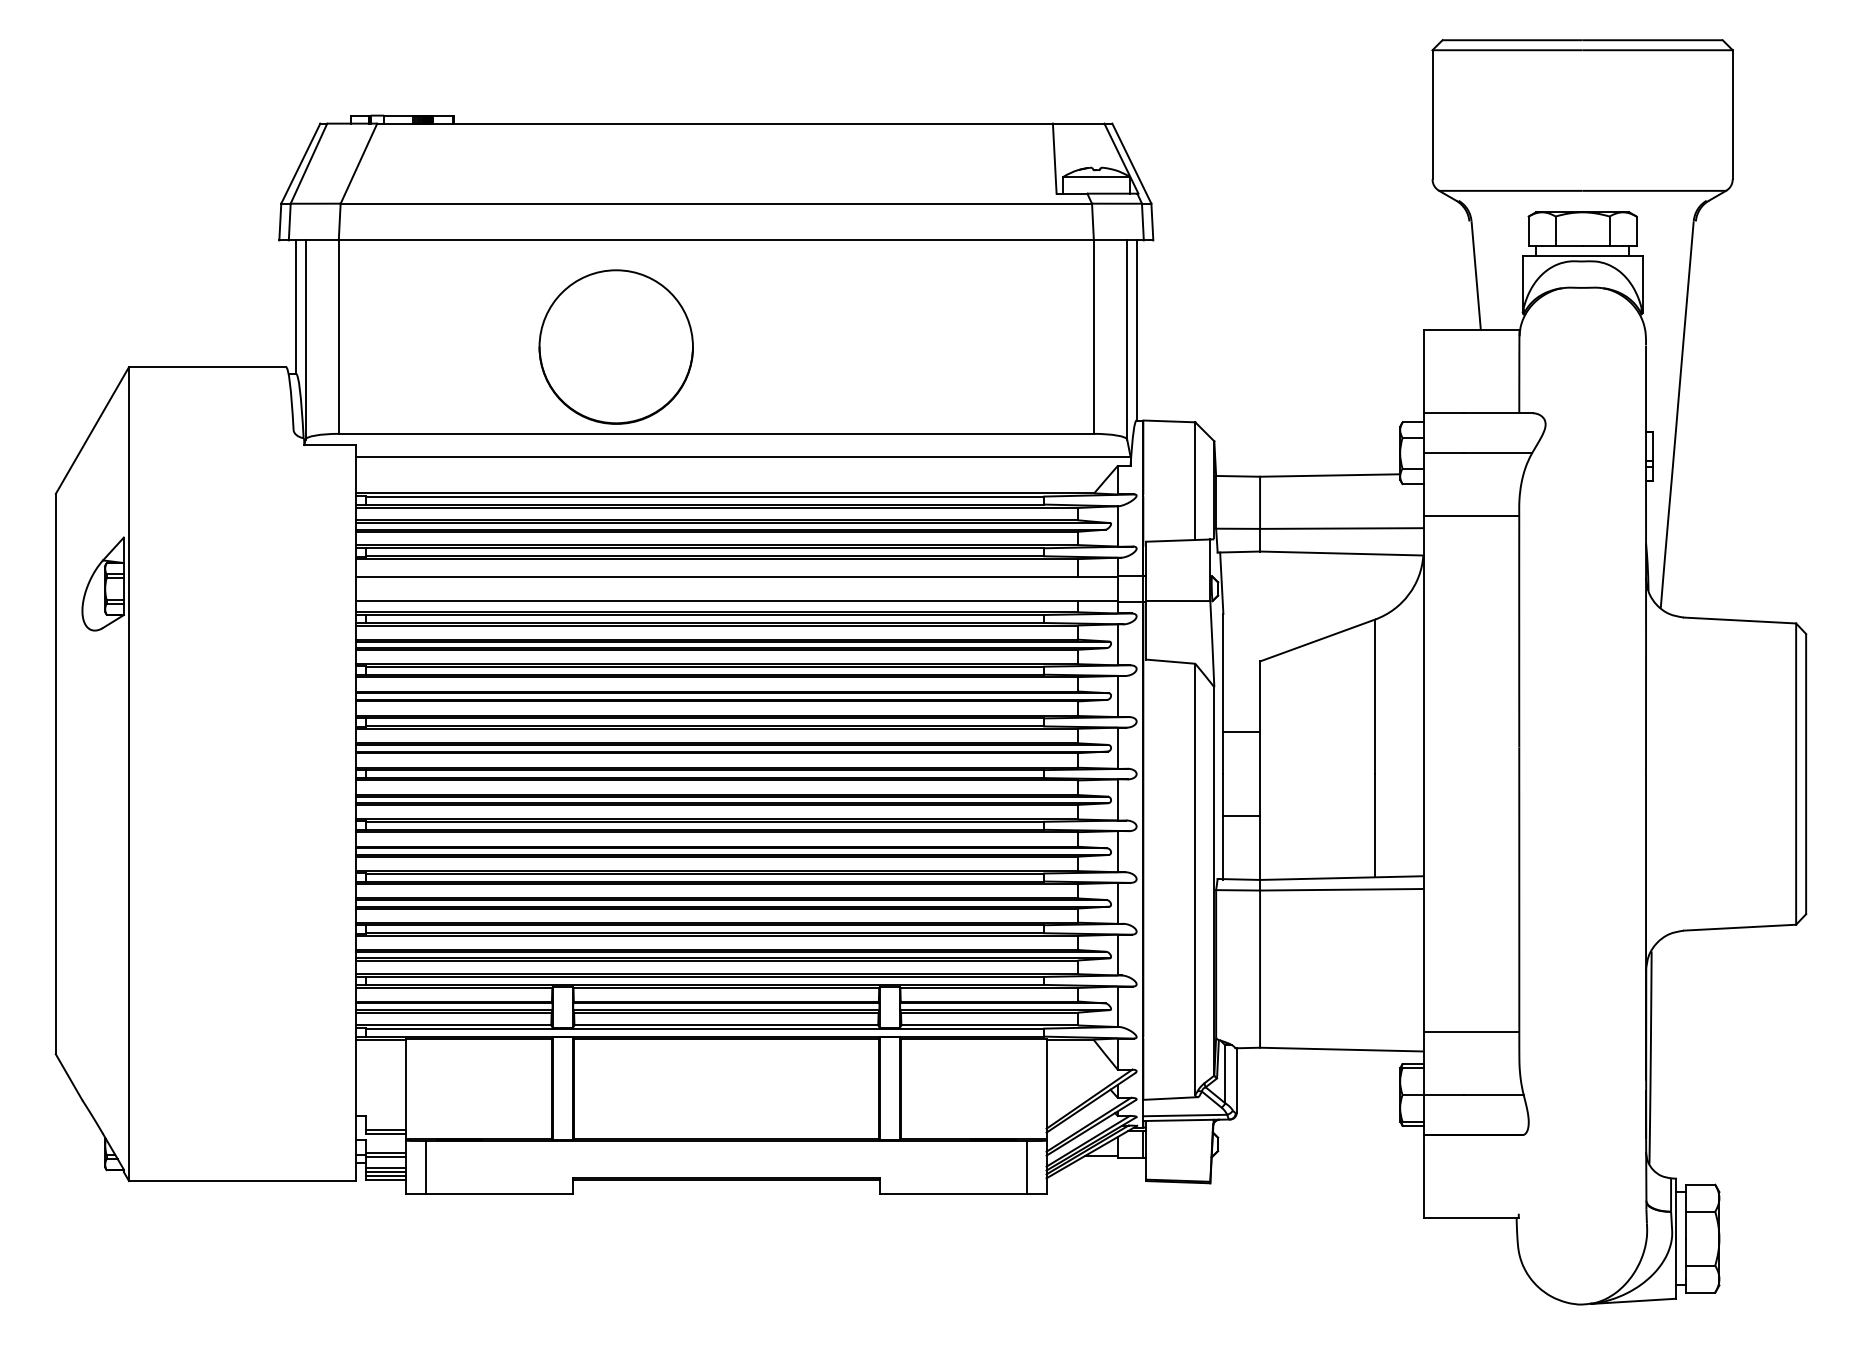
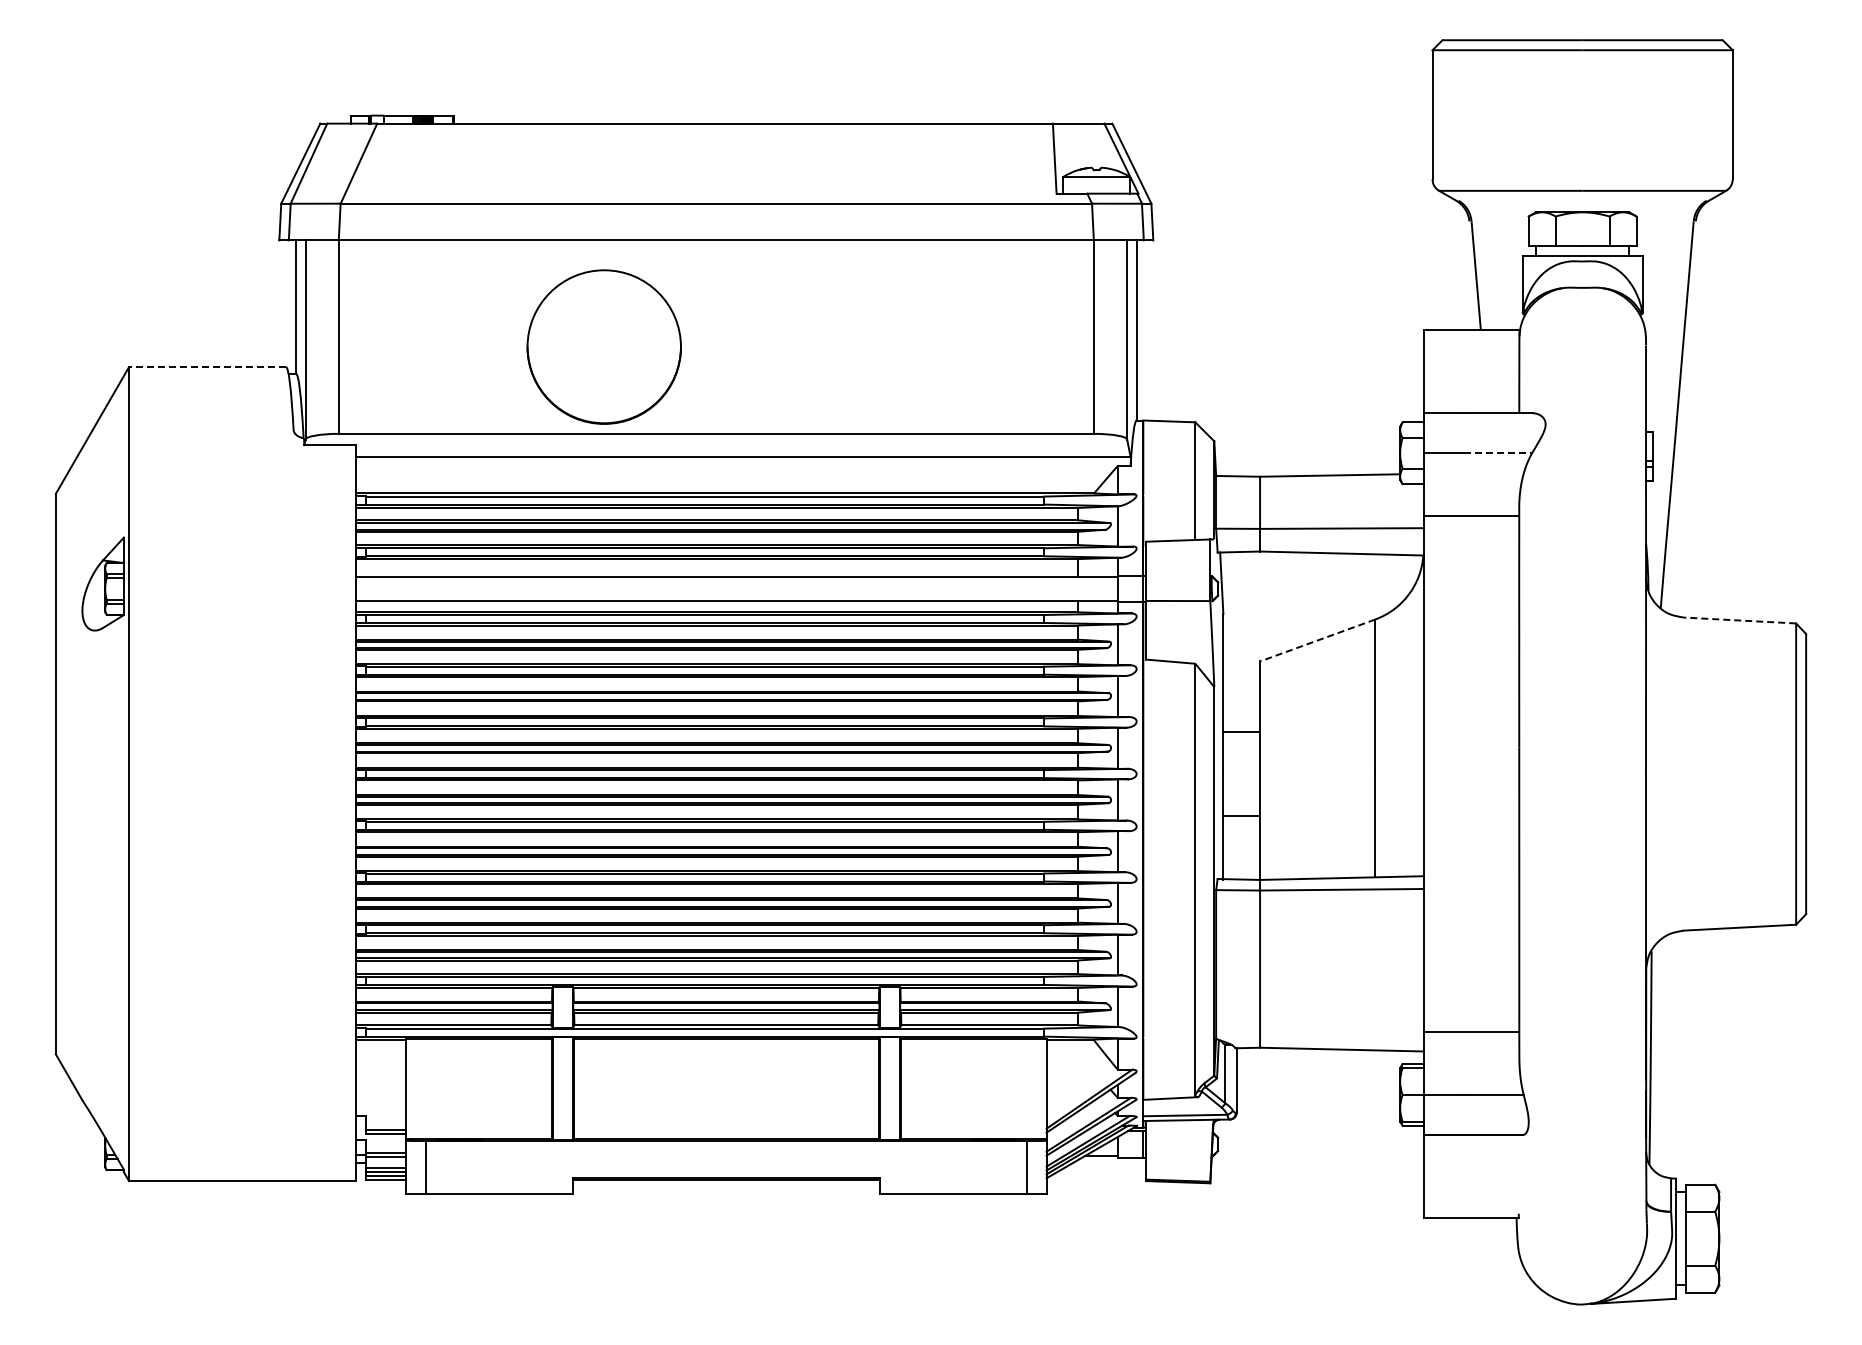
part position: (615, 346) -> (603, 346) (603, 346)
line: solid -> dashed (207, 367)
line: solid -> dashed (1498, 453)
line: solid -> dashed (1739, 620)
line: solid -> dashed (1317, 640)
